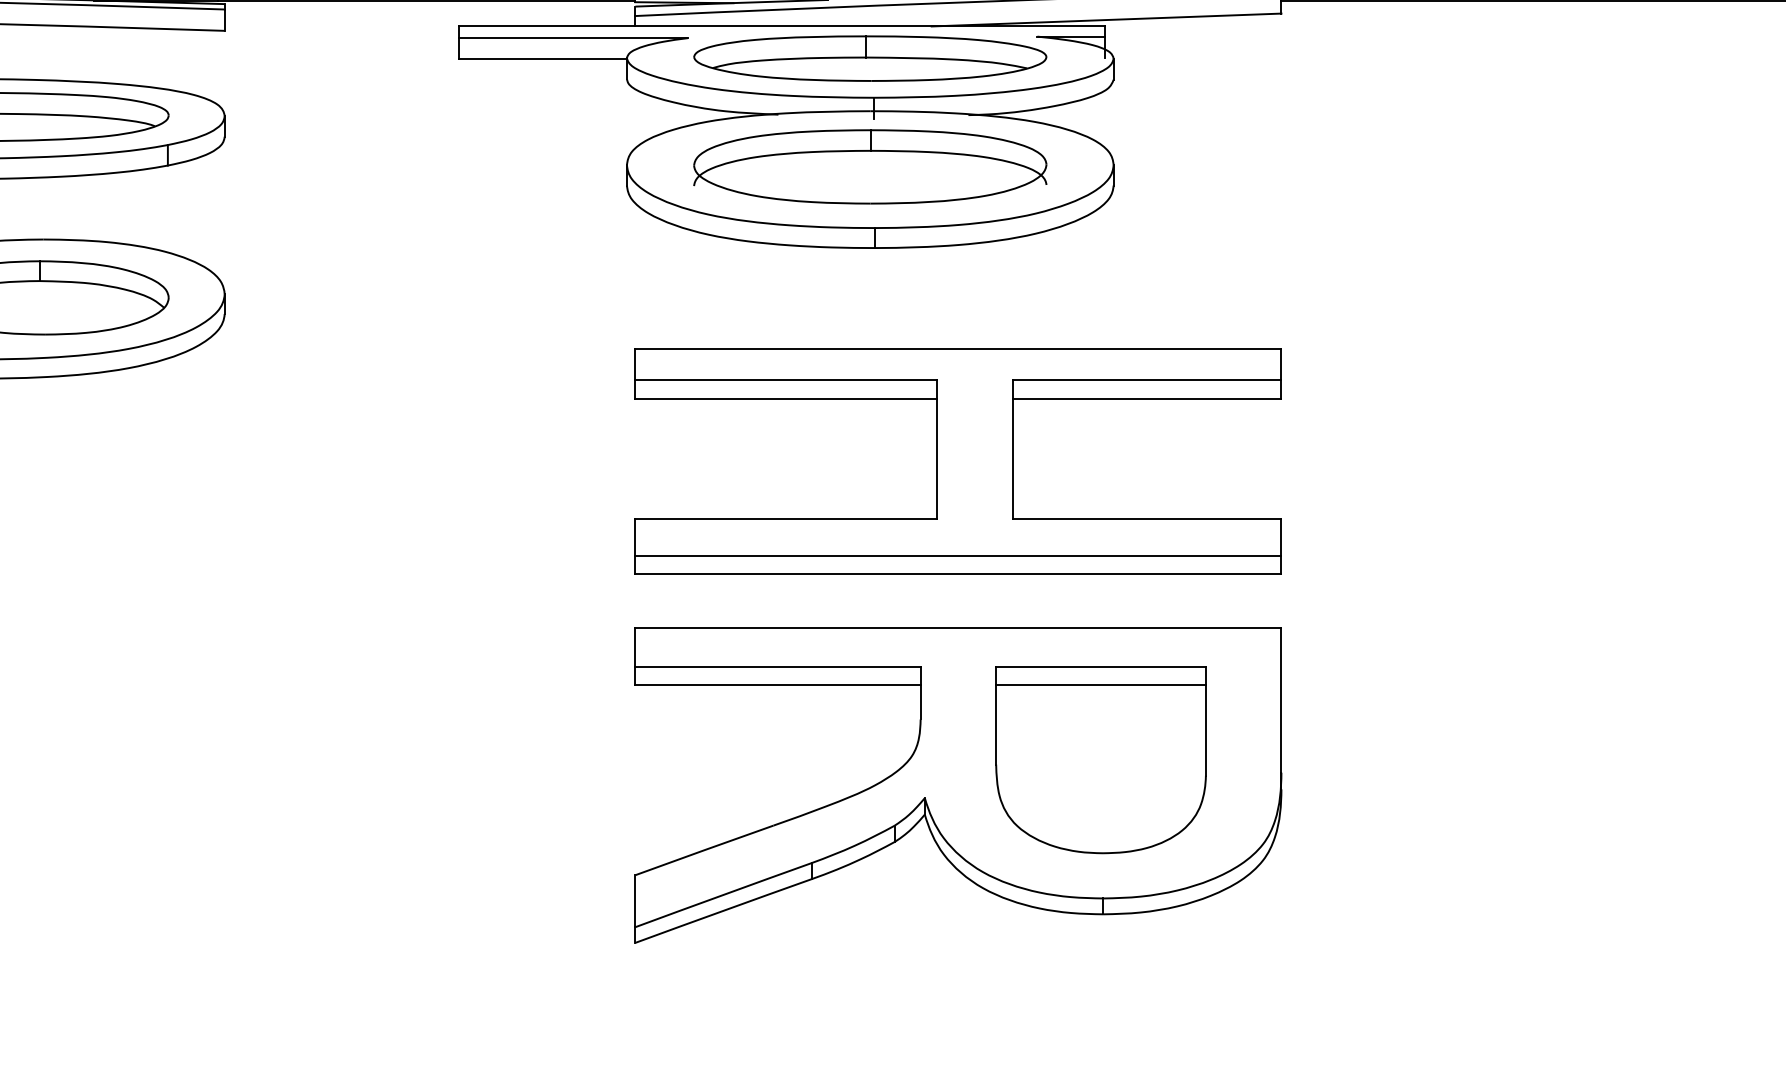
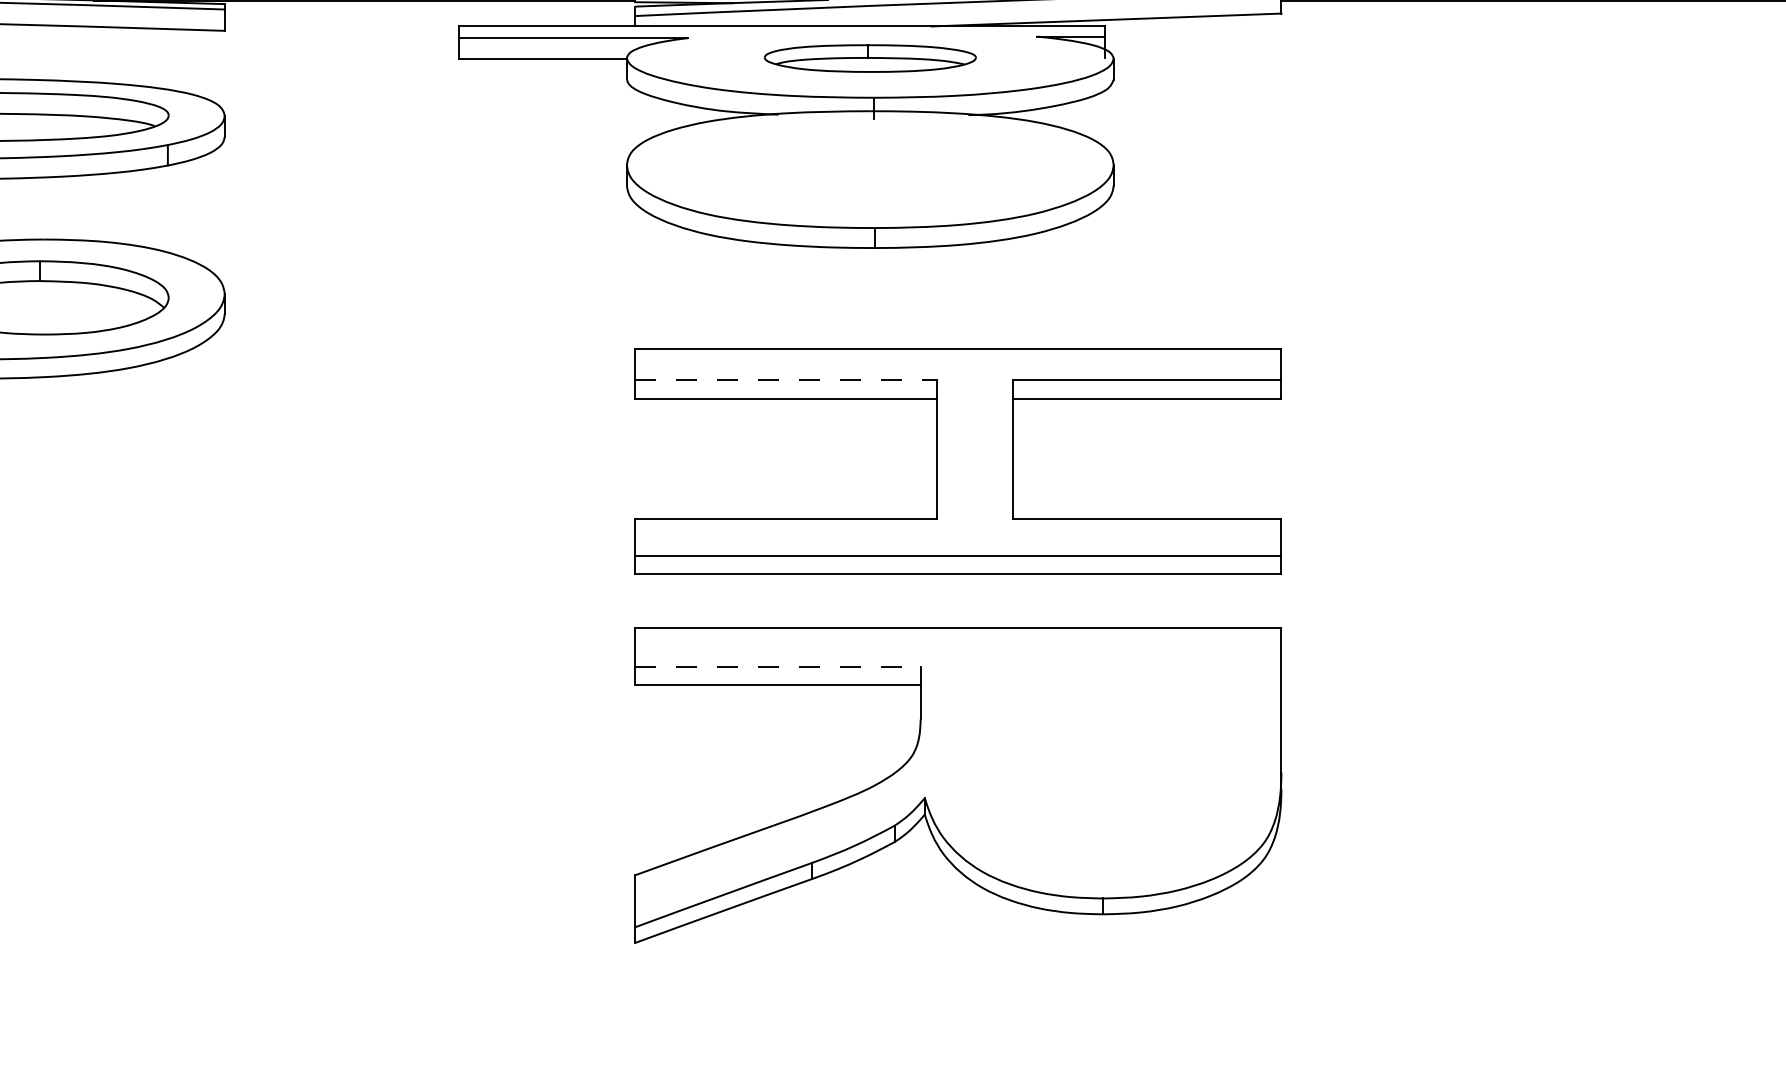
part size: 355x47 px -> 214x29 px (869, 58)
part: present -> none (870, 166)
line: solid -> dashed (786, 379)
line: solid -> dashed (778, 667)
part: present -> none (1100, 760)
